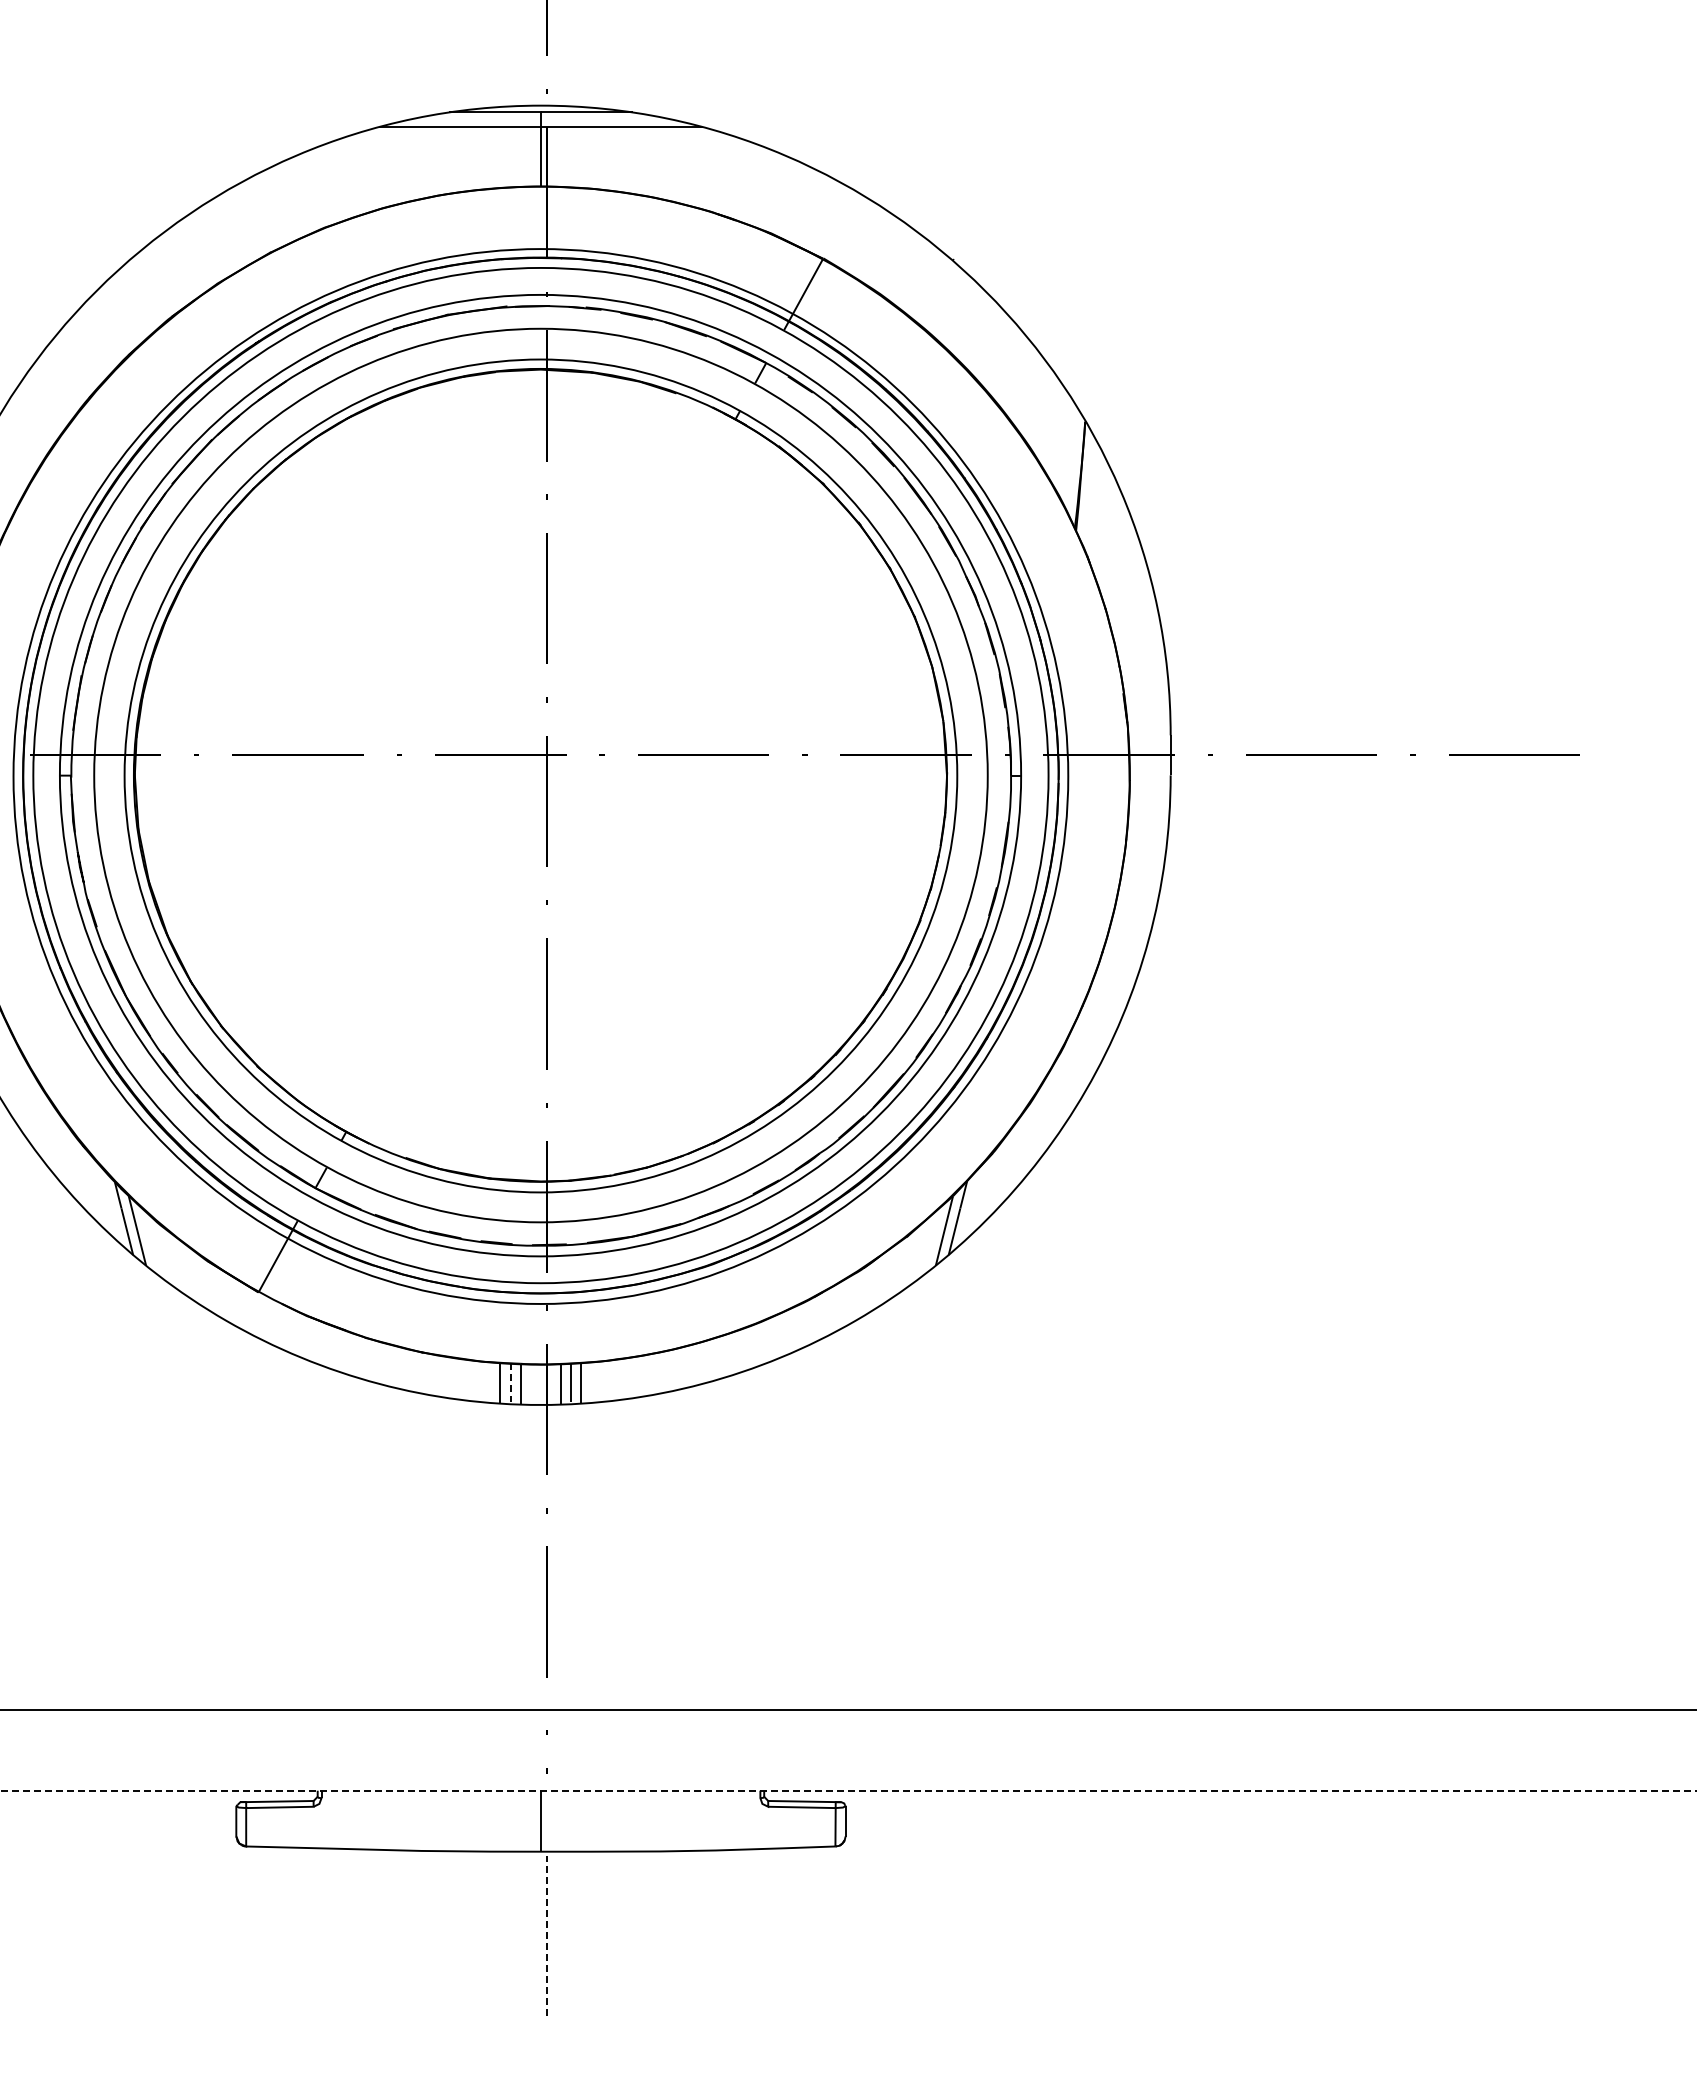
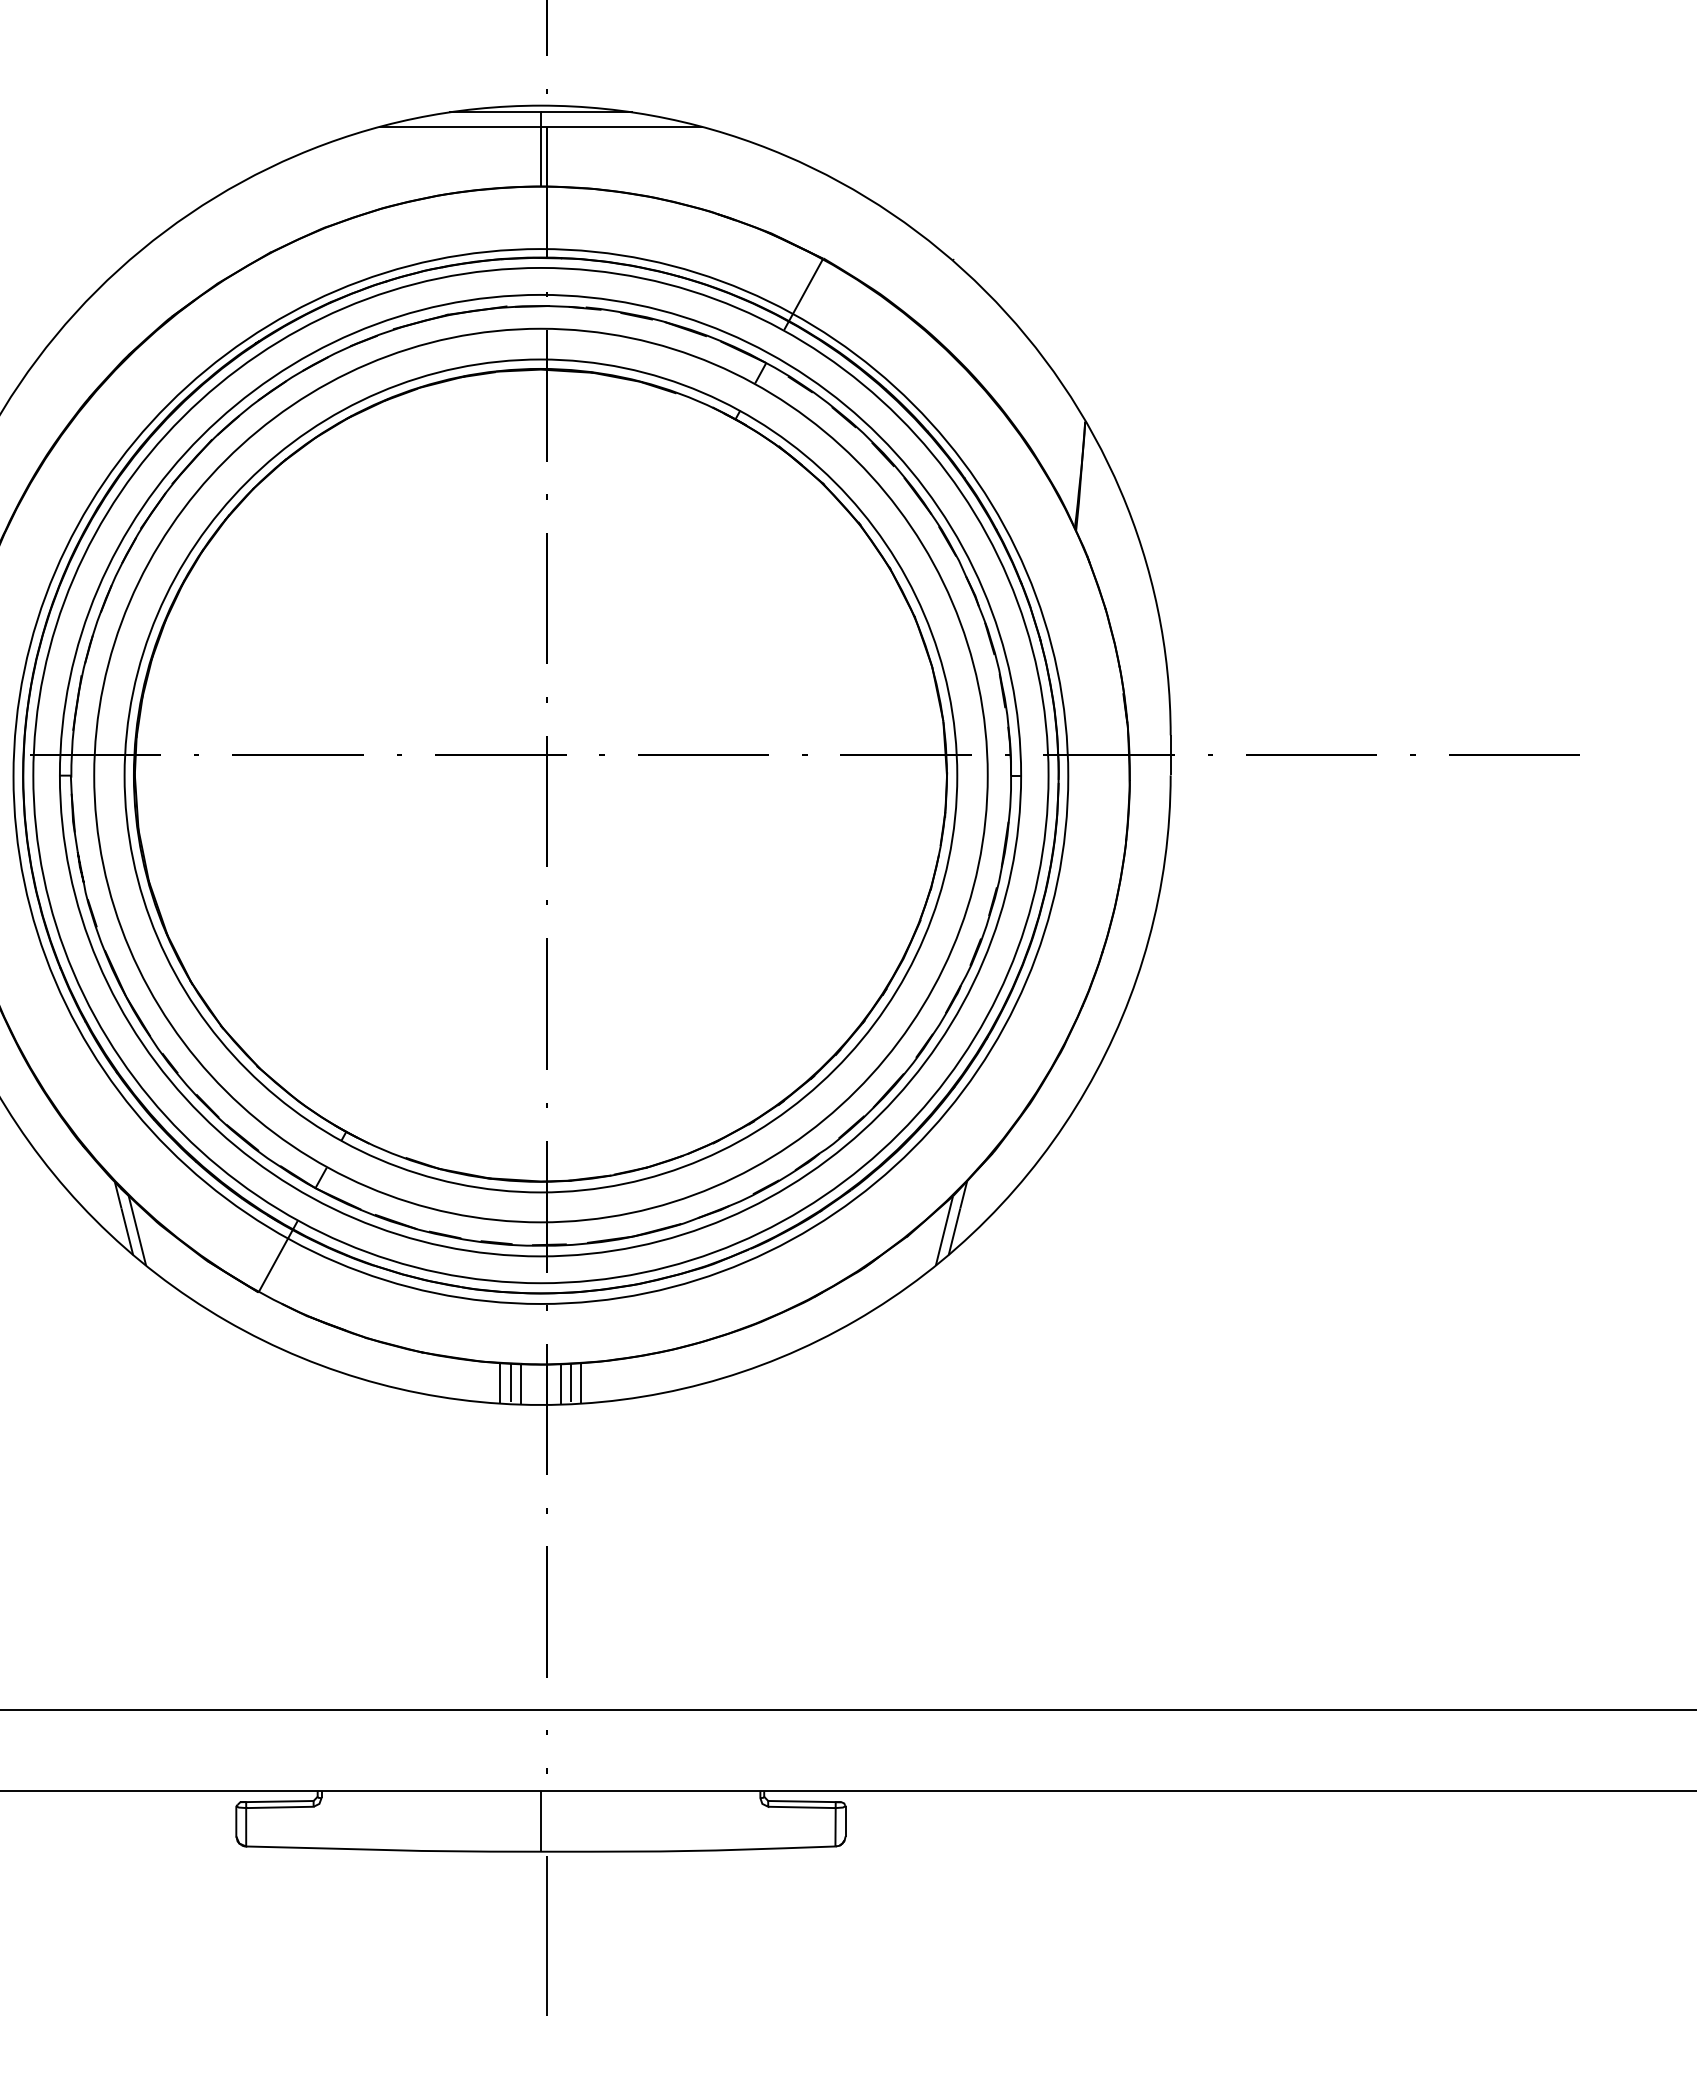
line: dashed -> solid (510, 1383)
line: dashed -> solid (849, 1790)
line: dashed -> solid (546, 1935)
